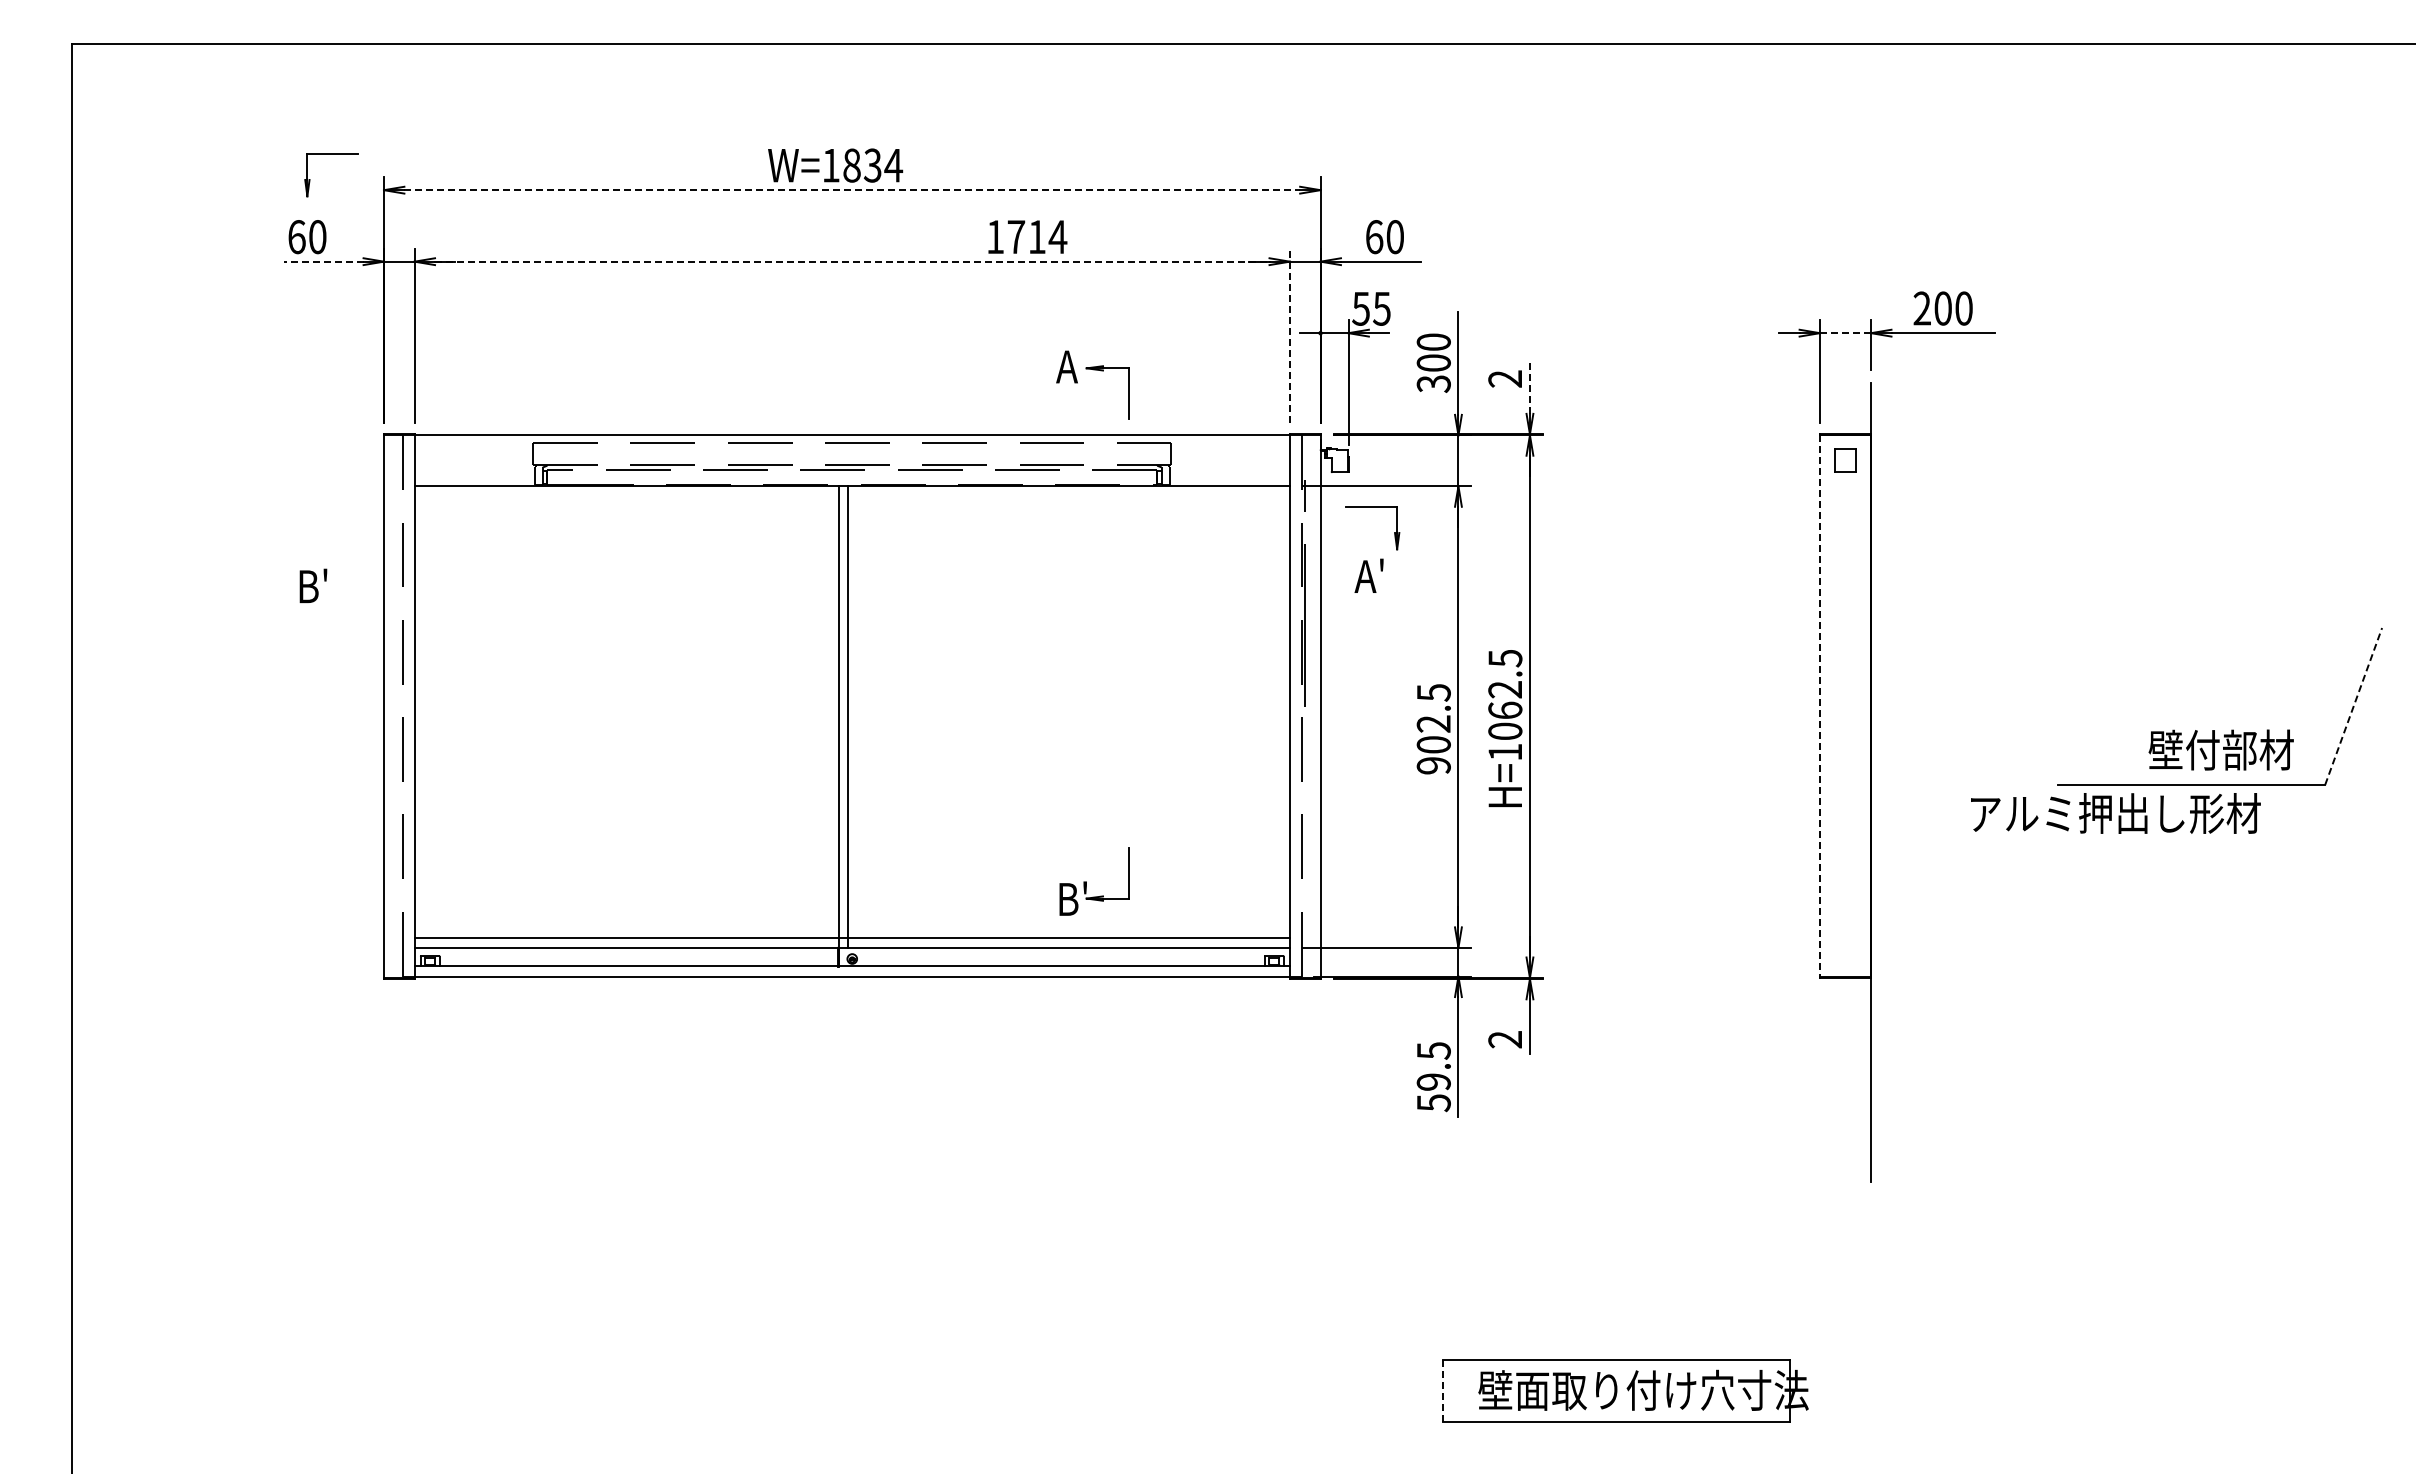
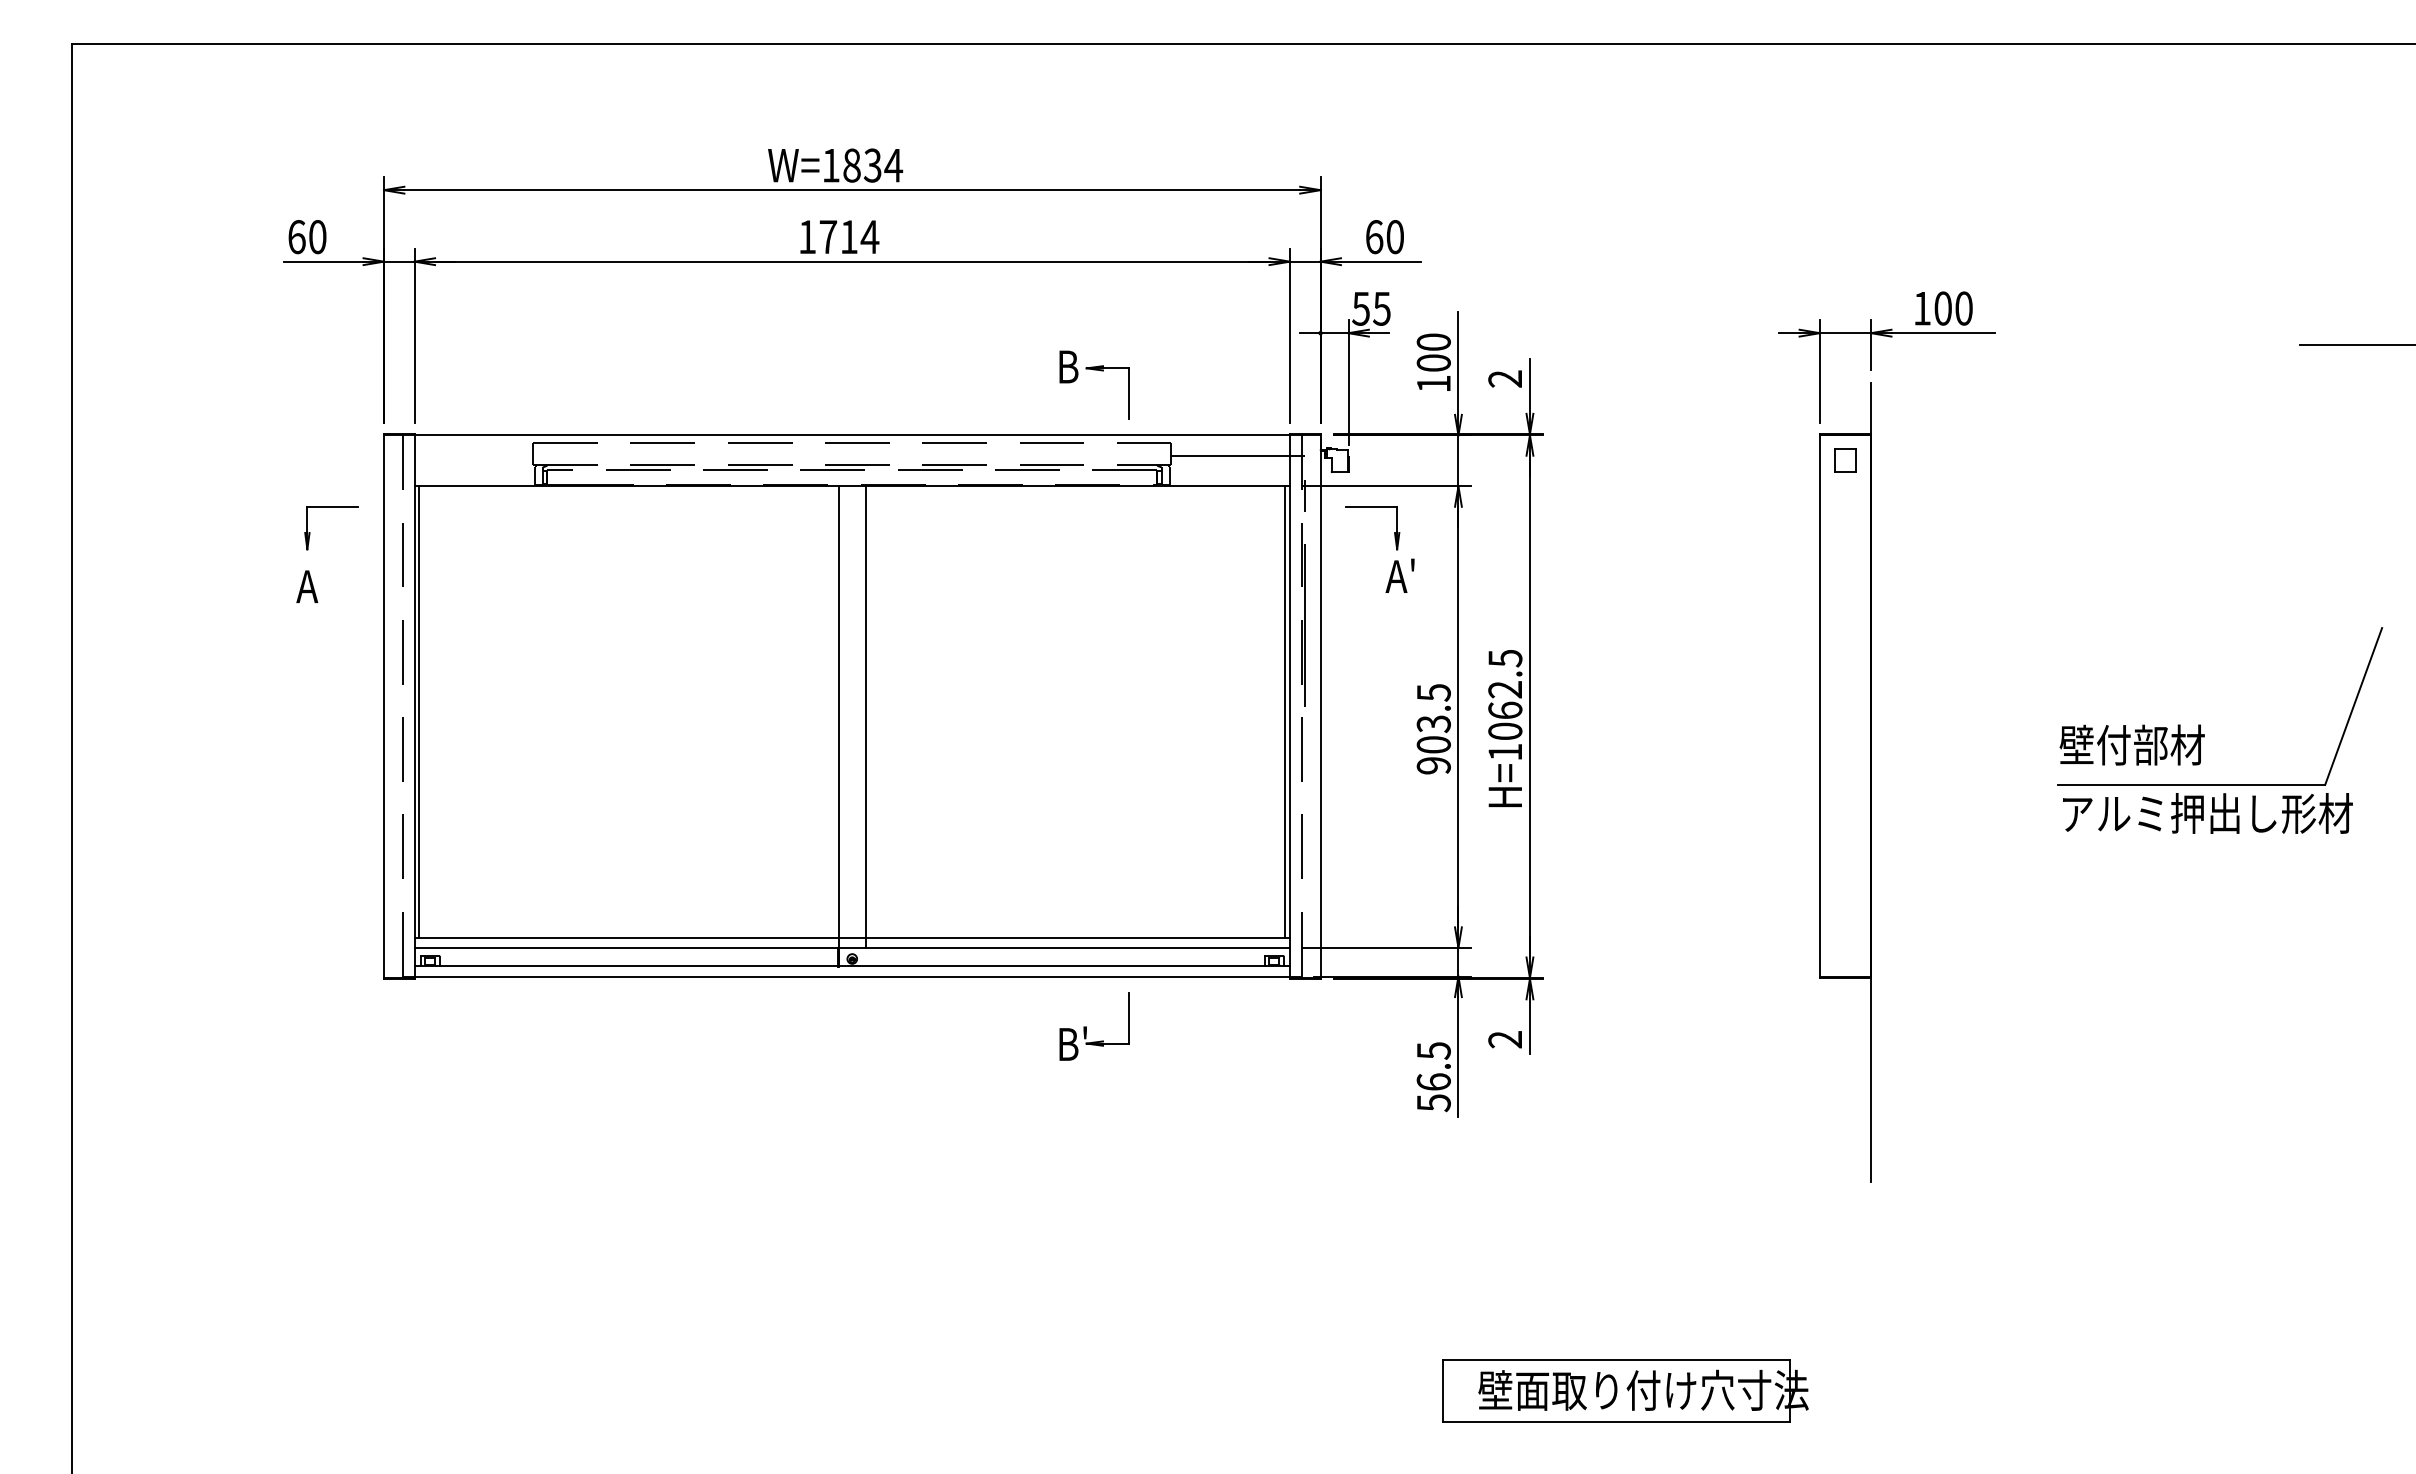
part position: (331, 154) -> (331, 507) (331, 507)
line: dashed -> solid (852, 190)
text position: (1027, 236) -> (839, 236) (839, 236)
line: dashed -> solid (323, 261)
line: dashed -> solid (852, 261)
text: 200 -> 100 (1921, 308)
line: dashed -> solid (1845, 333)
line: dashed -> solid (1289, 335)
line: none -> present (2355, 345)
text: A -> B (1067, 366)
text: 300 -> 100 (1433, 383)
line: dashed -> solid (1529, 385)
line: none -> present (1238, 455)
text position: (1368, 575) -> (1399, 575) (1399, 575)
text: B' -> A (311, 585)
line: dashed -> solid (1820, 705)
line: dashed -> solid (2353, 706)
line: none -> present (419, 712)
line: none -> present (1285, 712)
line position: (847, 716) -> (865, 716) (865, 716)
text: 902.5 -> 903.5 (1433, 724)
text position: (2220, 749) -> (2131, 744) (2131, 744)
text position: (2115, 813) -> (2207, 813) (2207, 813)
part position: (1086, 881) -> (1086, 1026) (1086, 1026)
text: 59.5 -> 56.5 (1433, 1081)
line: dashed -> solid (1443, 1390)
